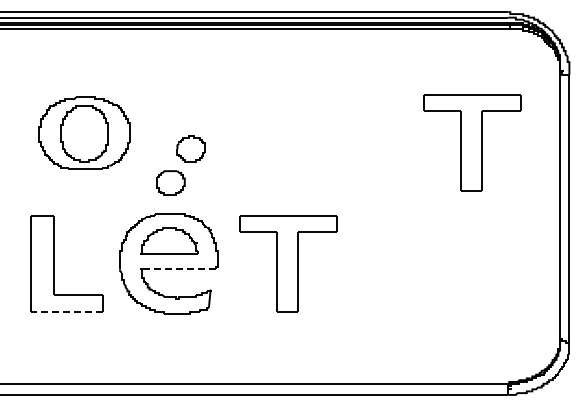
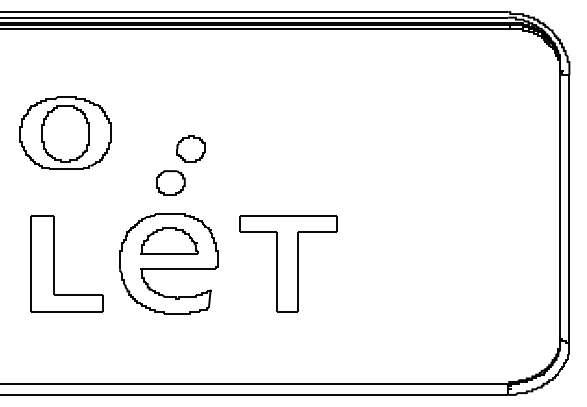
part position: (84, 132) -> (65, 132) (65, 132)
part: present -> none (472, 142)
line: dashed -> solid (178, 269)
line: dashed -> solid (66, 311)
